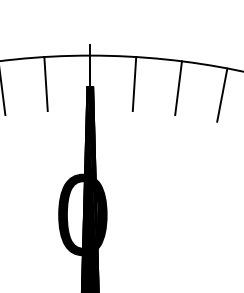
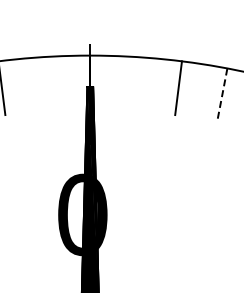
line: present -> none (45, 84)
line: present -> none (134, 84)
line: solid -> dashed (222, 95)
